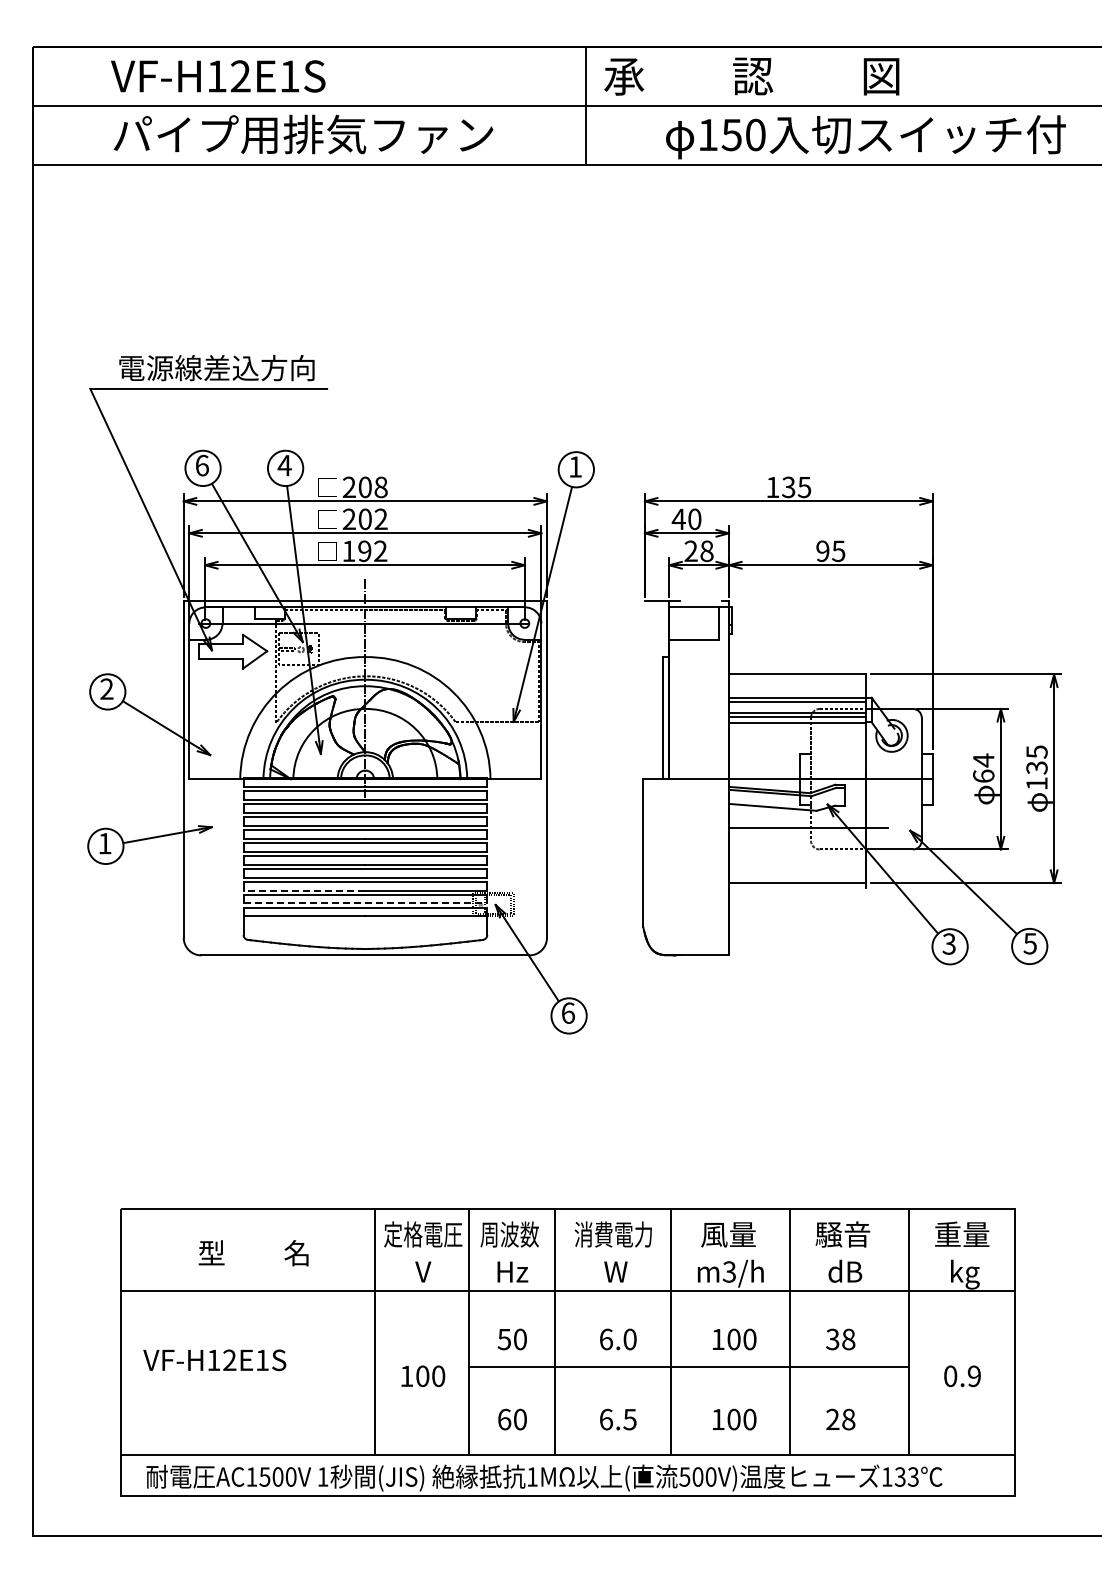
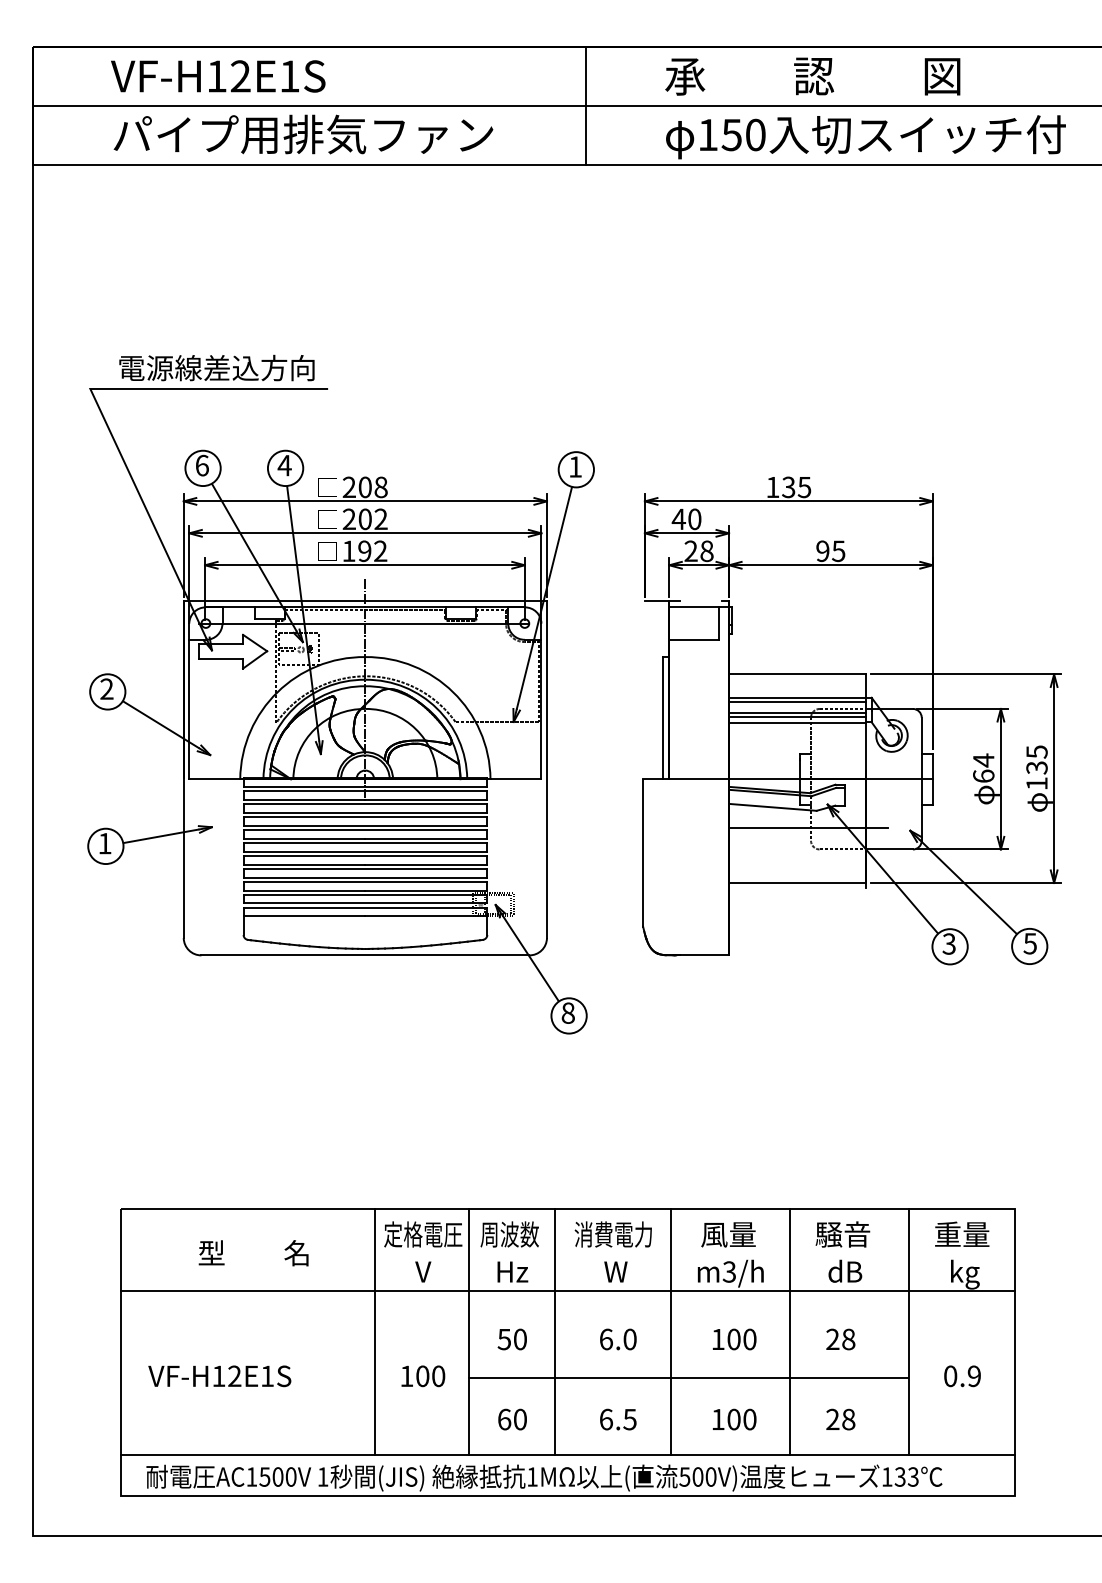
text position: (751, 76) -> (812, 76) (812, 76)
line: dashed -> solid (304, 890)
line: dashed -> solid (365, 903)
text: 6 -> 8 (567, 1012)
text: 38 -> 28 (832, 1339)
text position: (214, 1360) -> (219, 1376) (219, 1376)
line position: (688, 1366) -> (688, 1377) (688, 1377)
